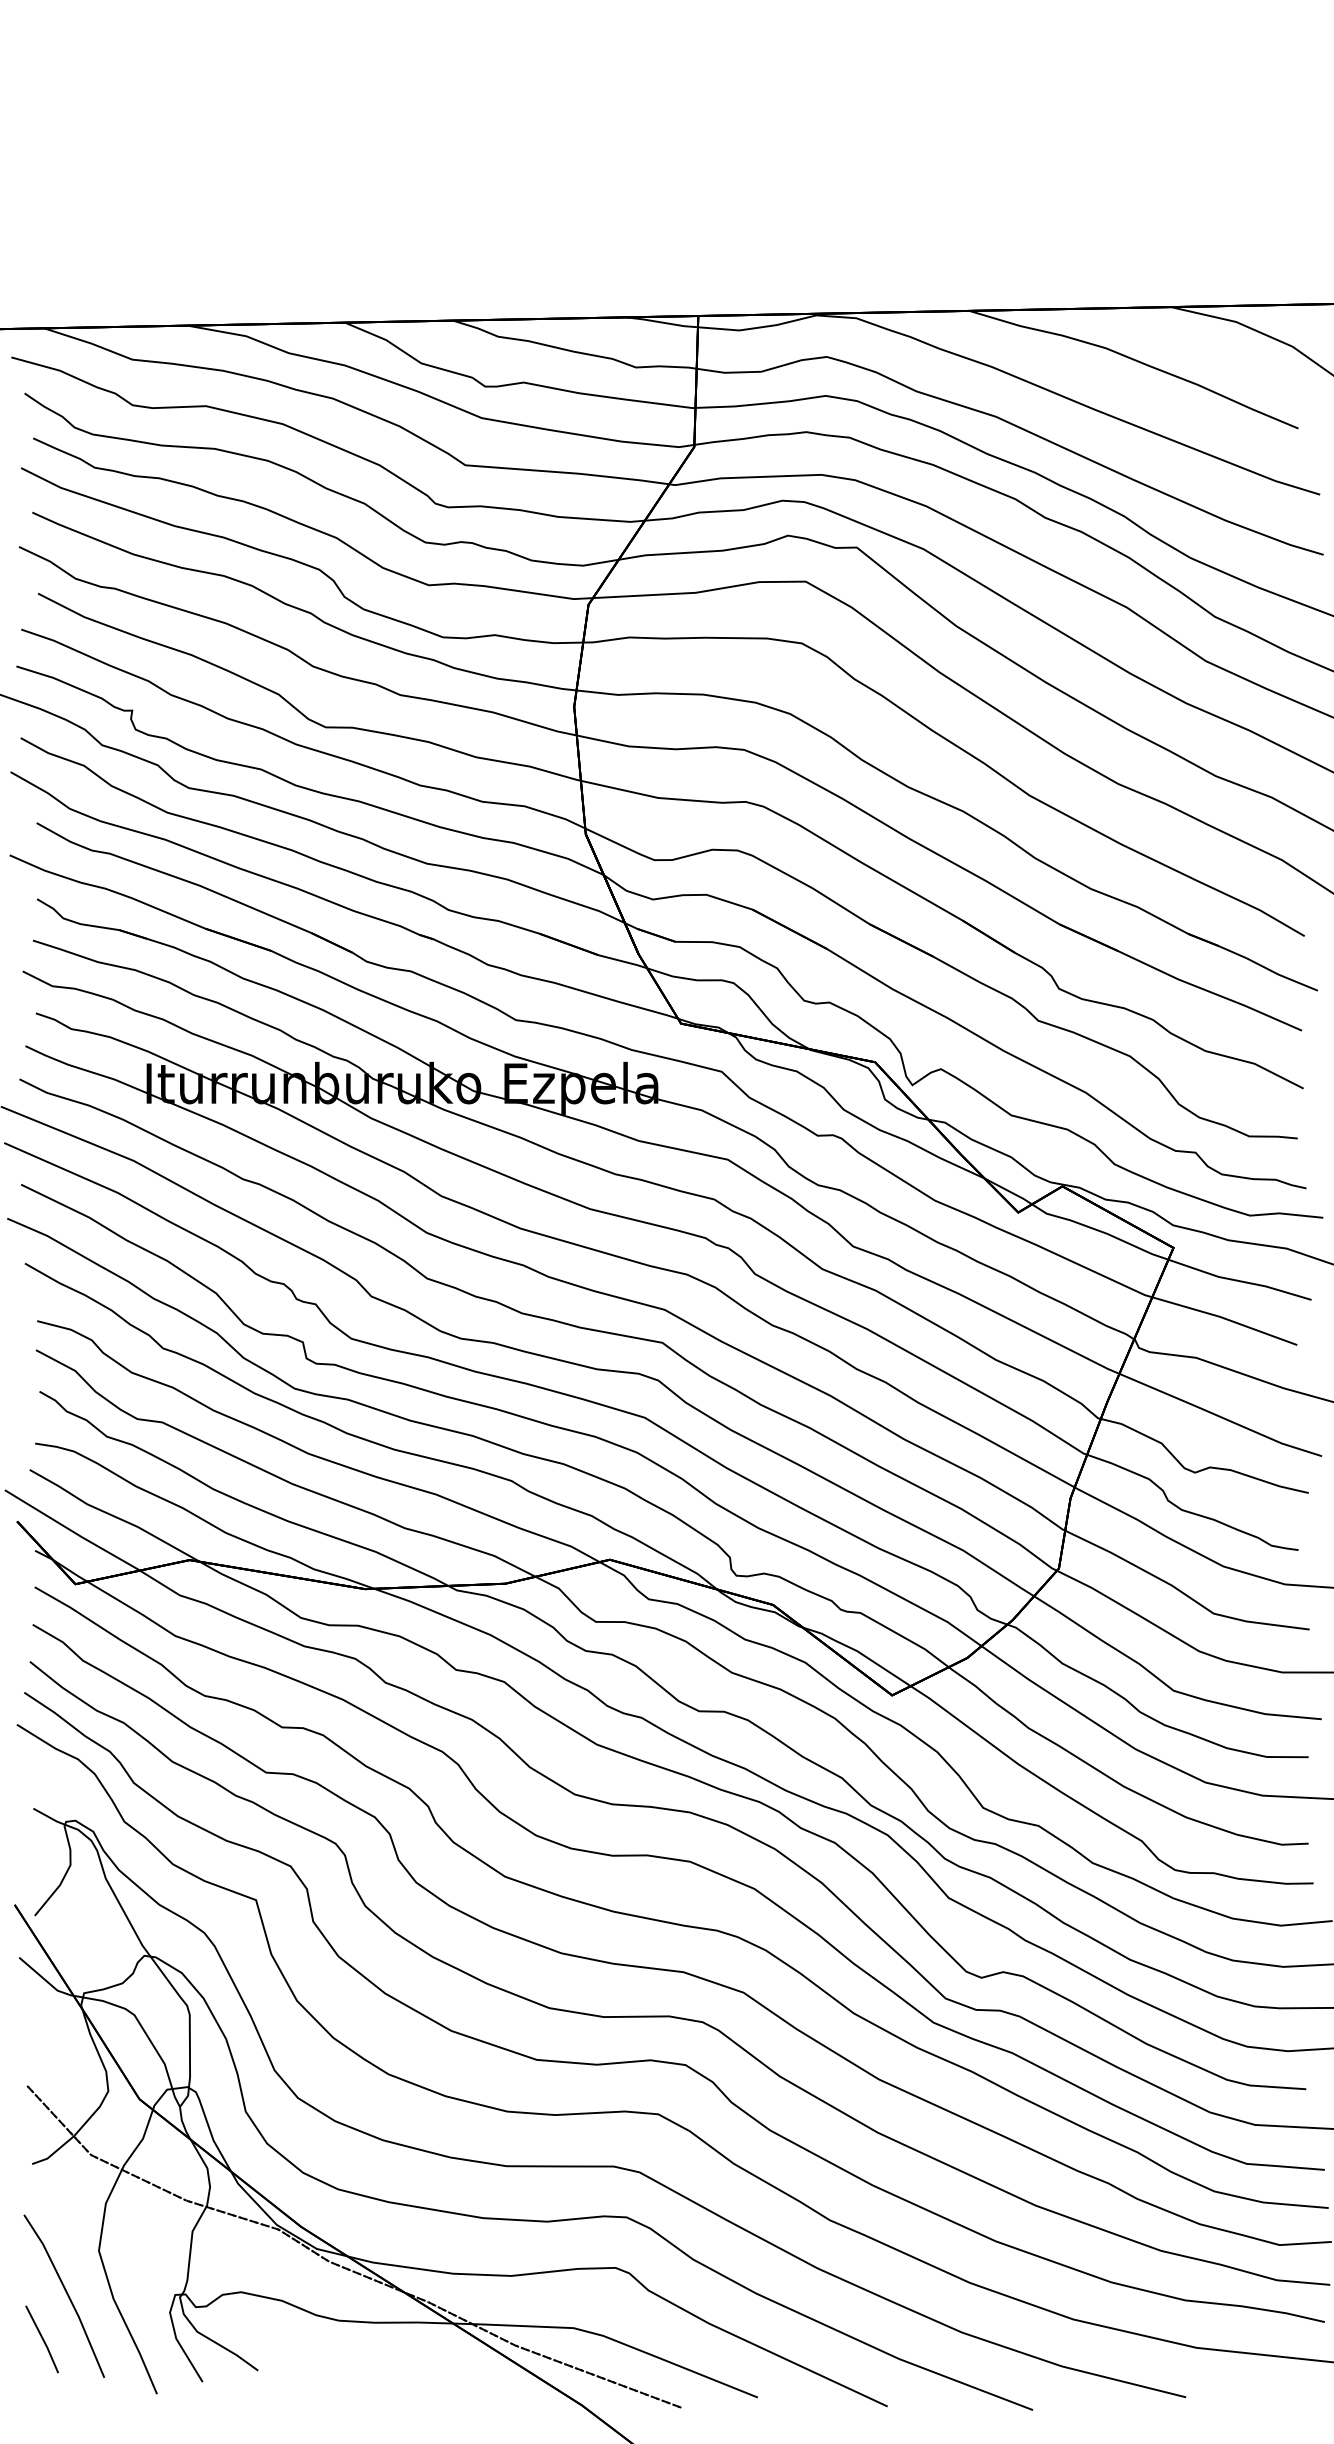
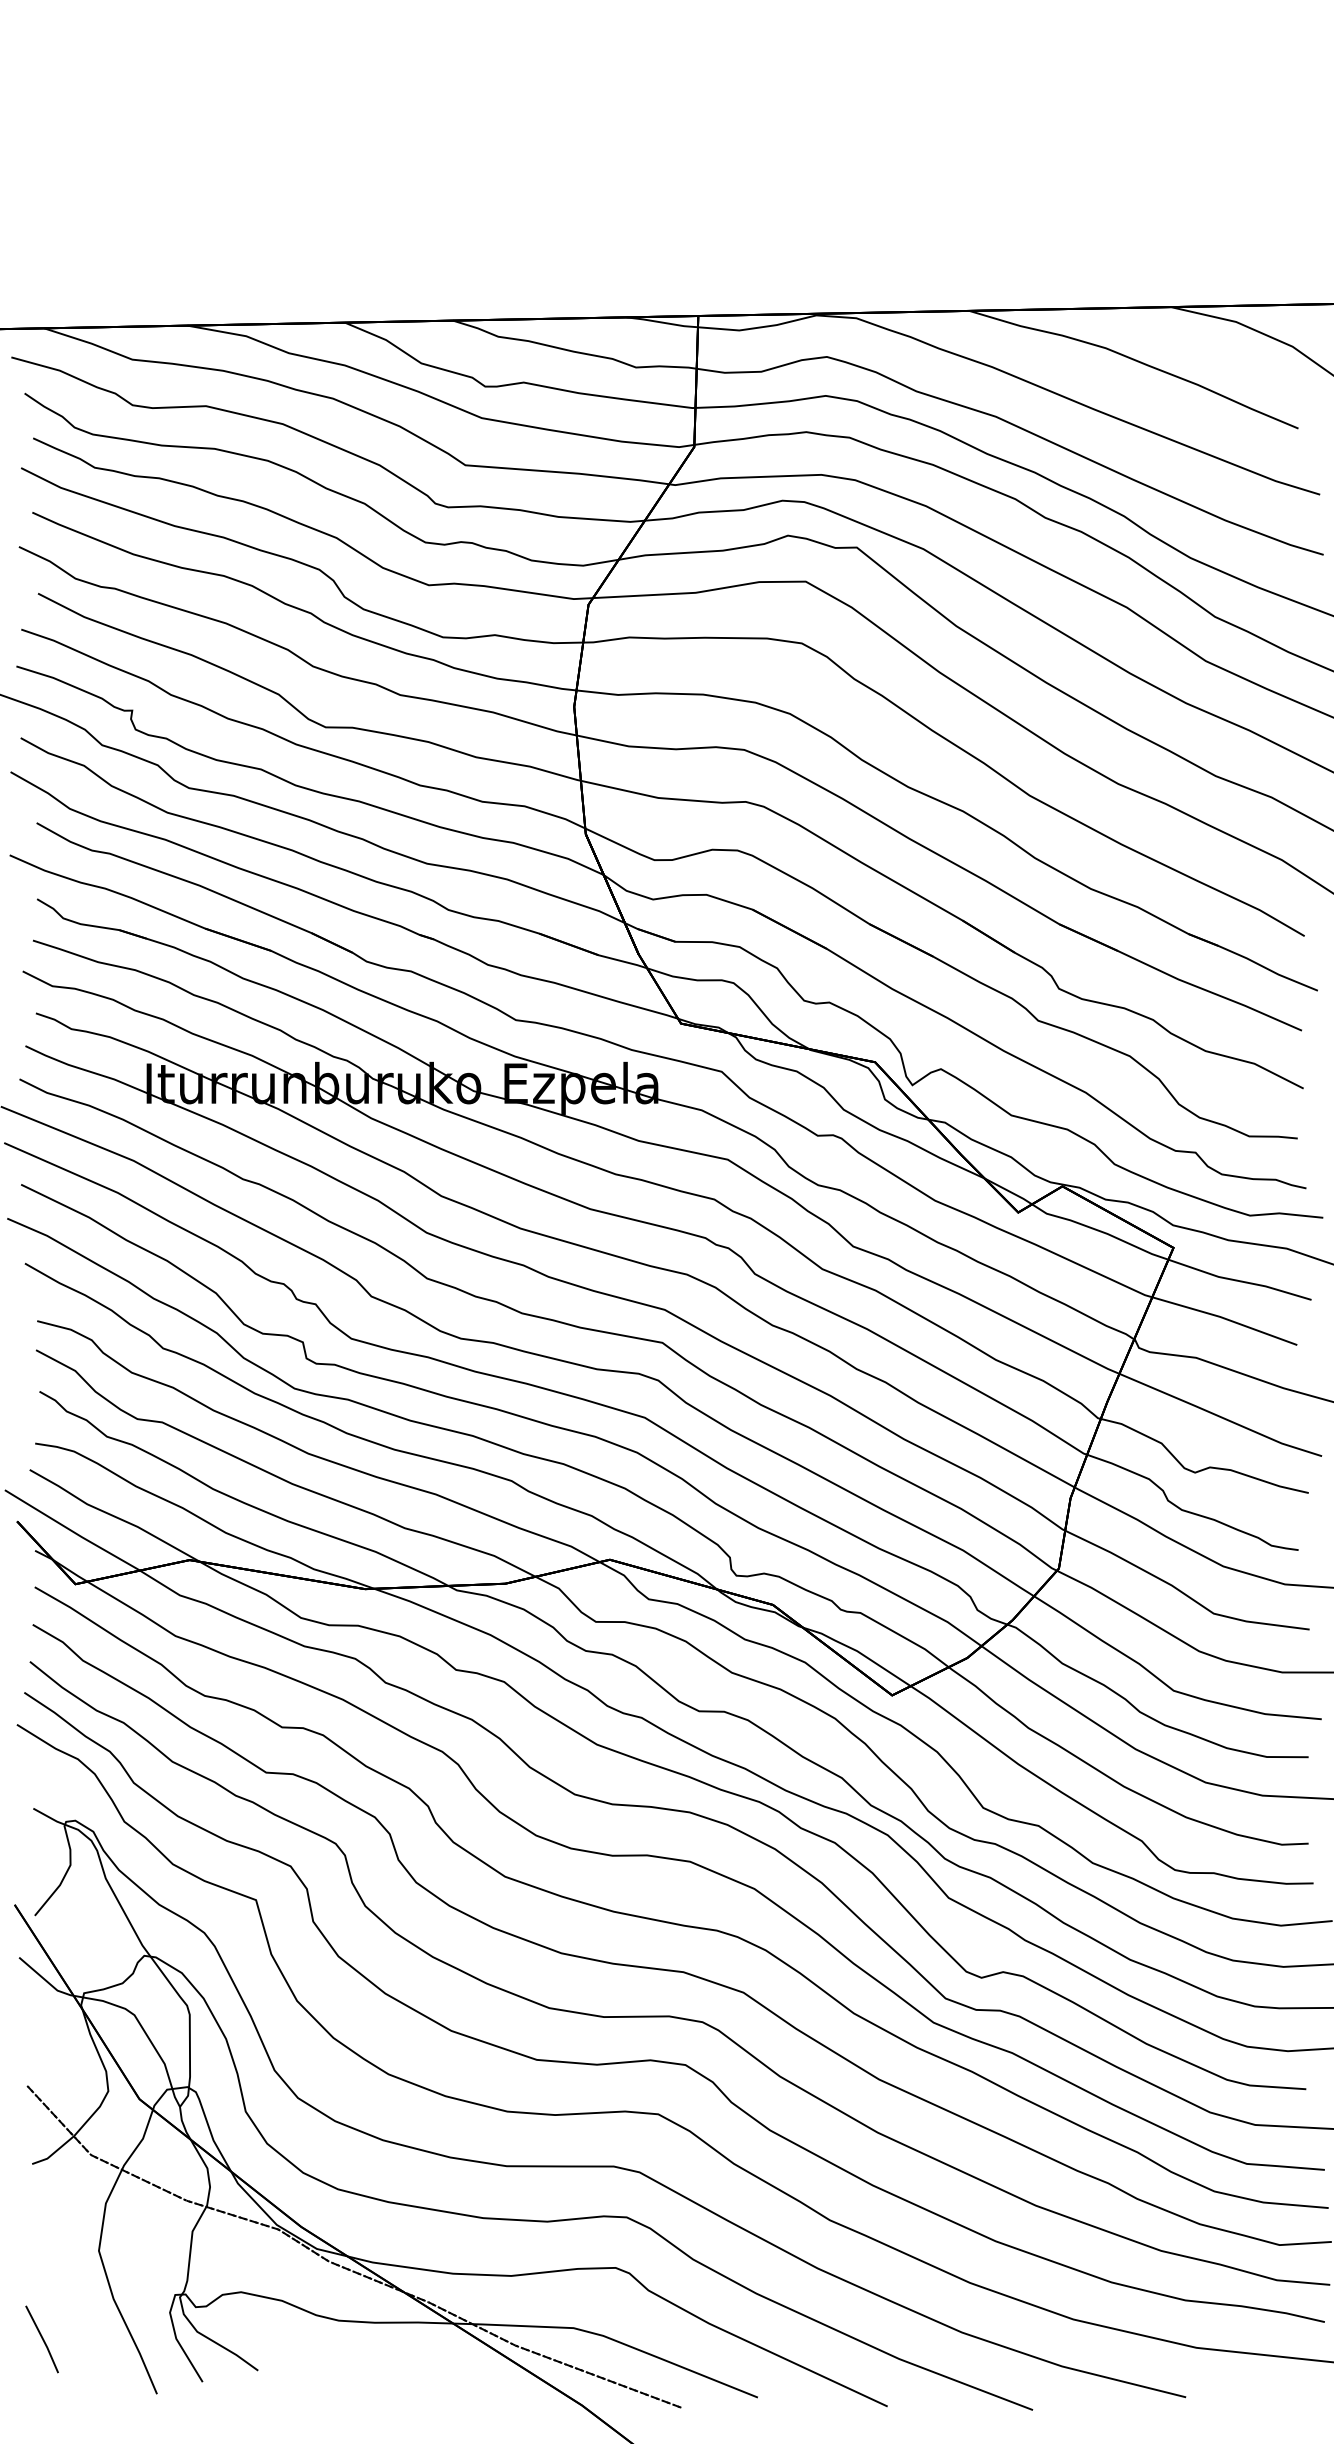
line: present -> none (66, 2294)
